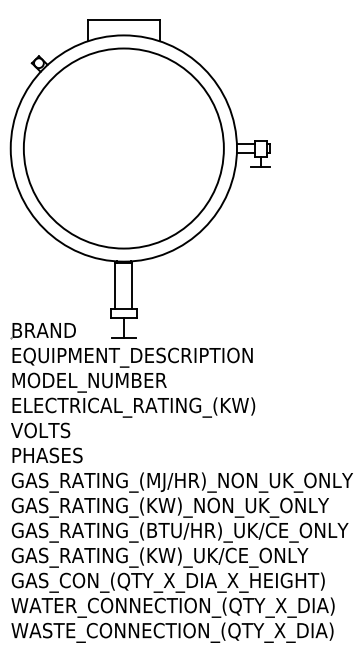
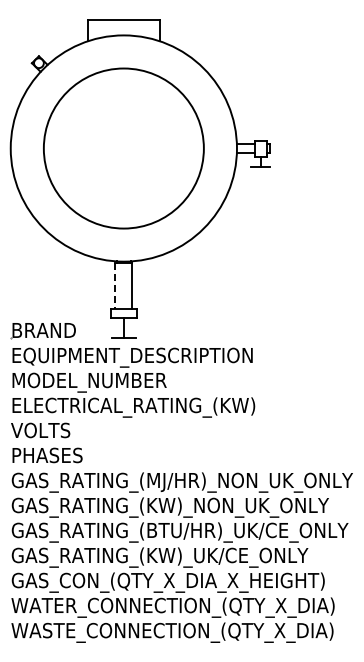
circle diameter: 200 px -> 160 px (123, 148)
line: solid -> dashed (115, 285)
